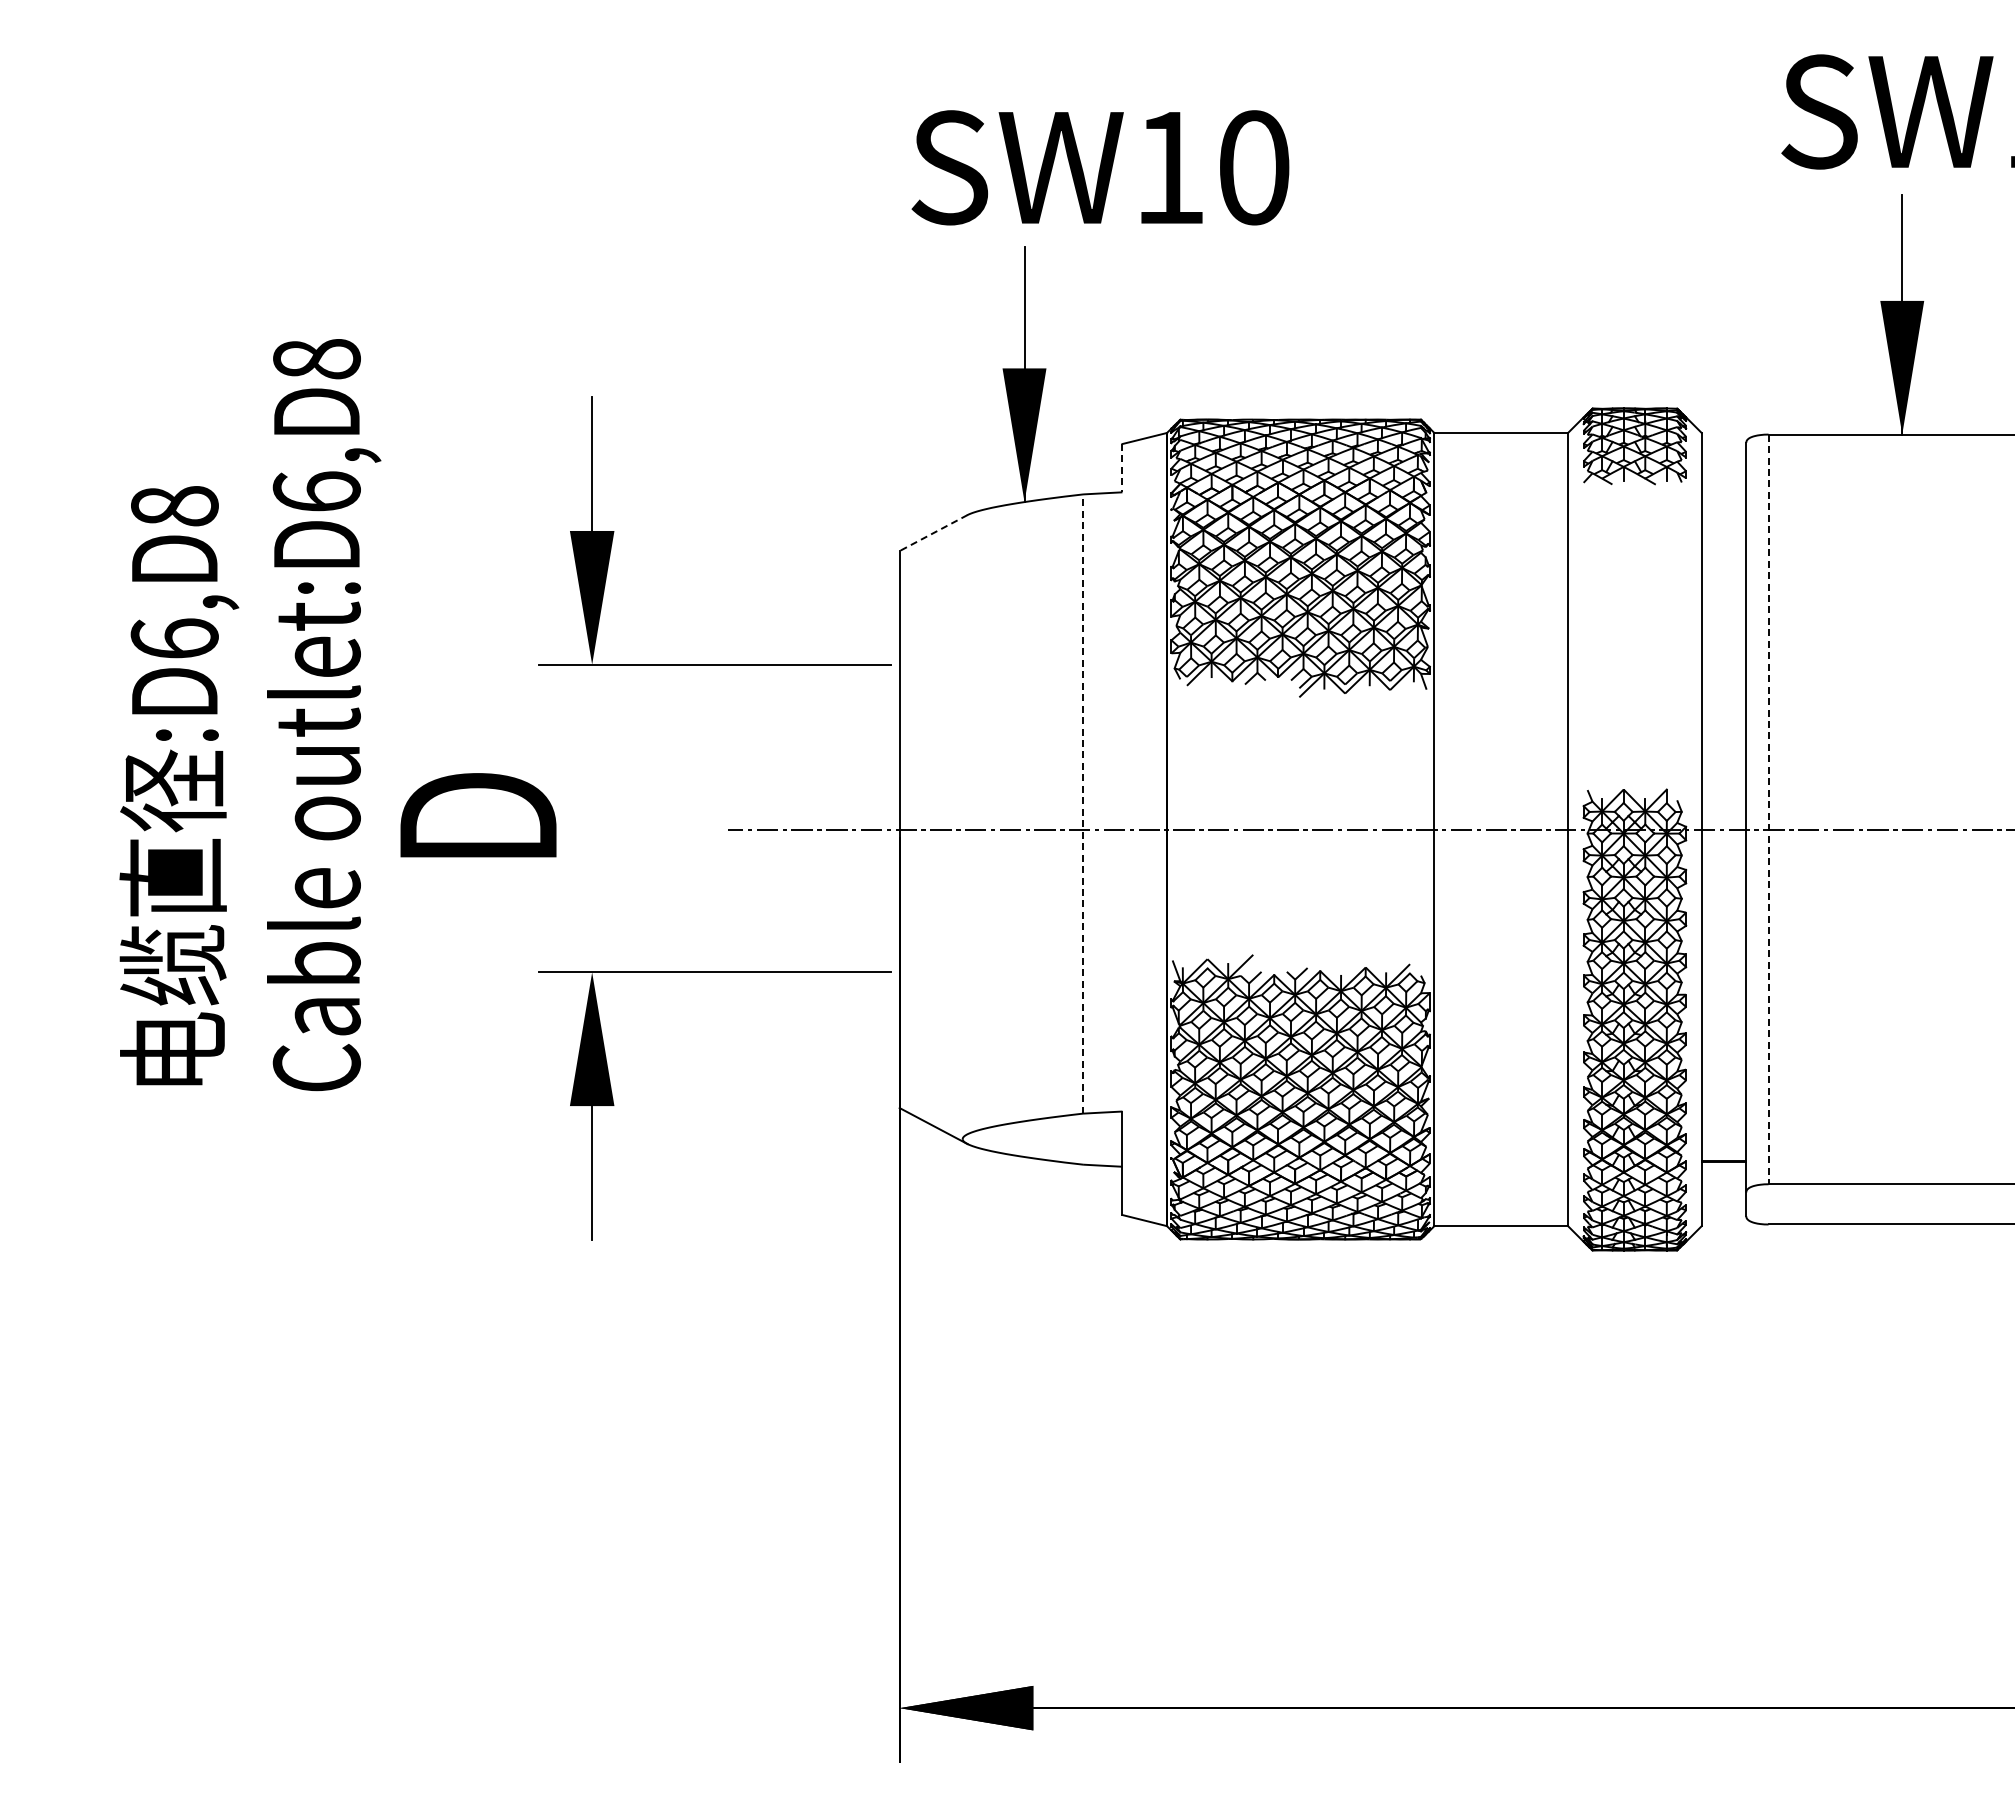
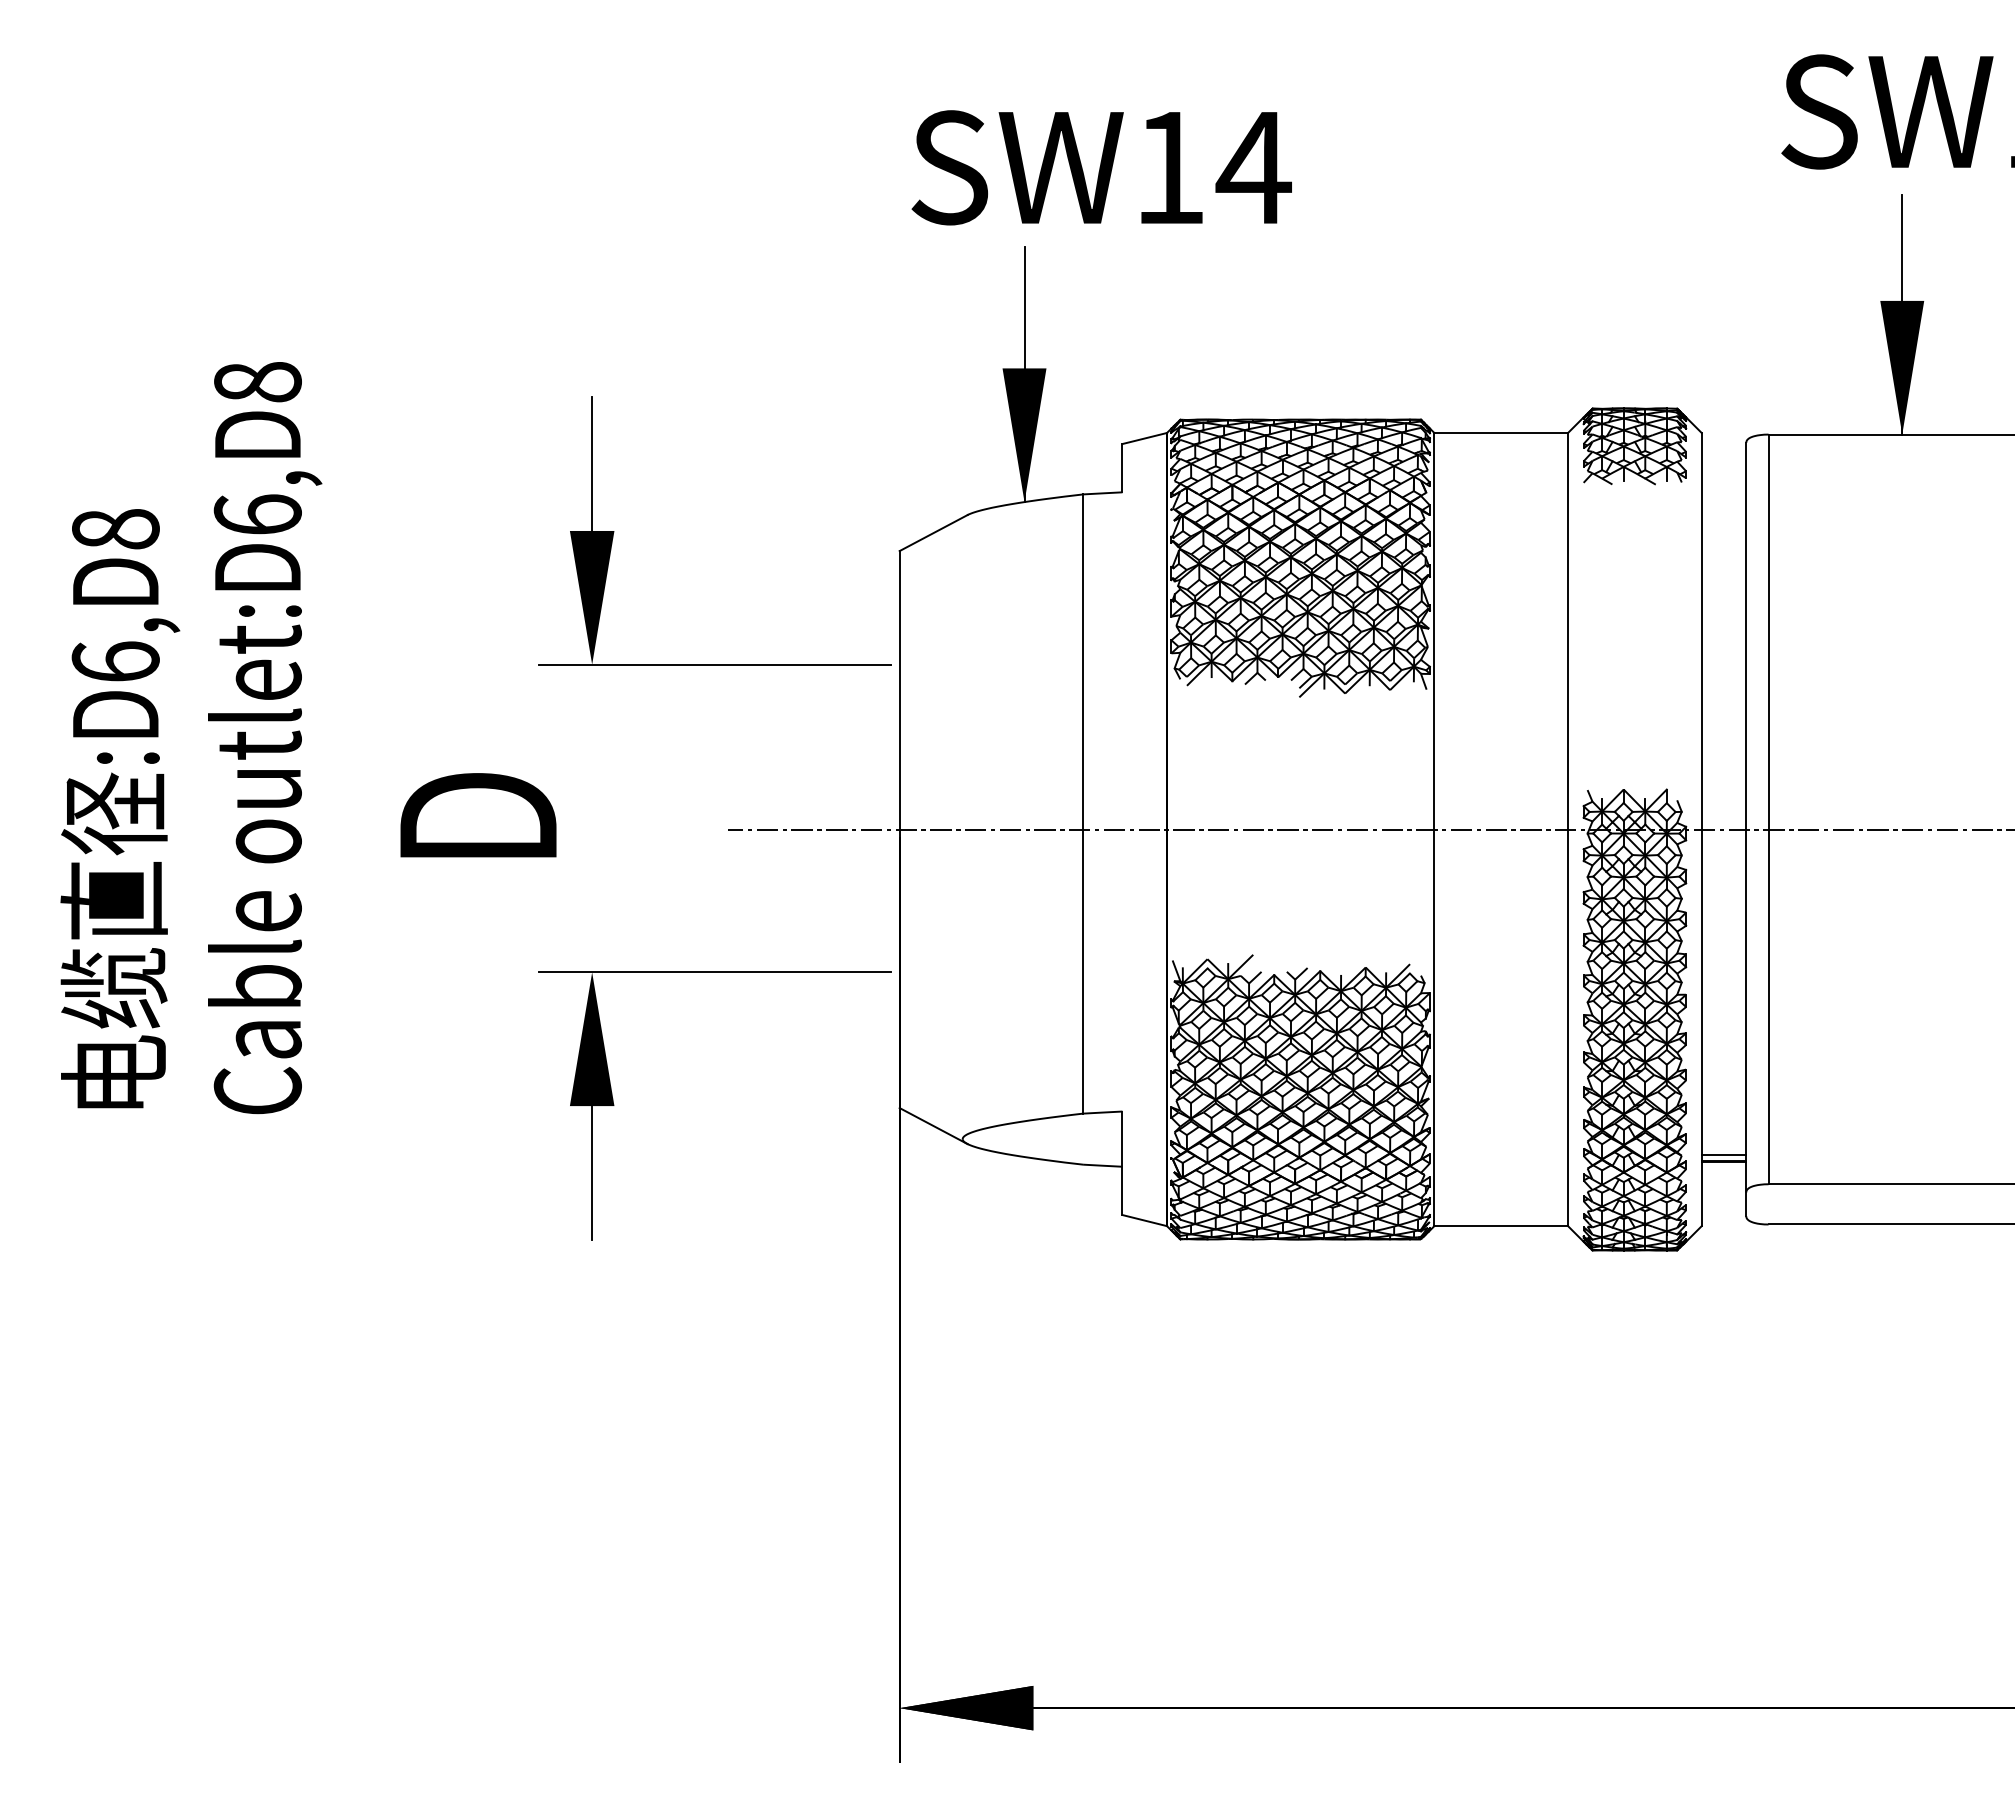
text: SW10 -> SW14 (1253, 167)
line: dashed -> solid (1122, 468)
line: dashed -> solid (933, 533)
text position: (250, 715) -> (191, 738) (191, 738)
line: dashed -> solid (1083, 804)
line: dashed -> solid (1768, 809)
line: none -> present (1723, 1154)
